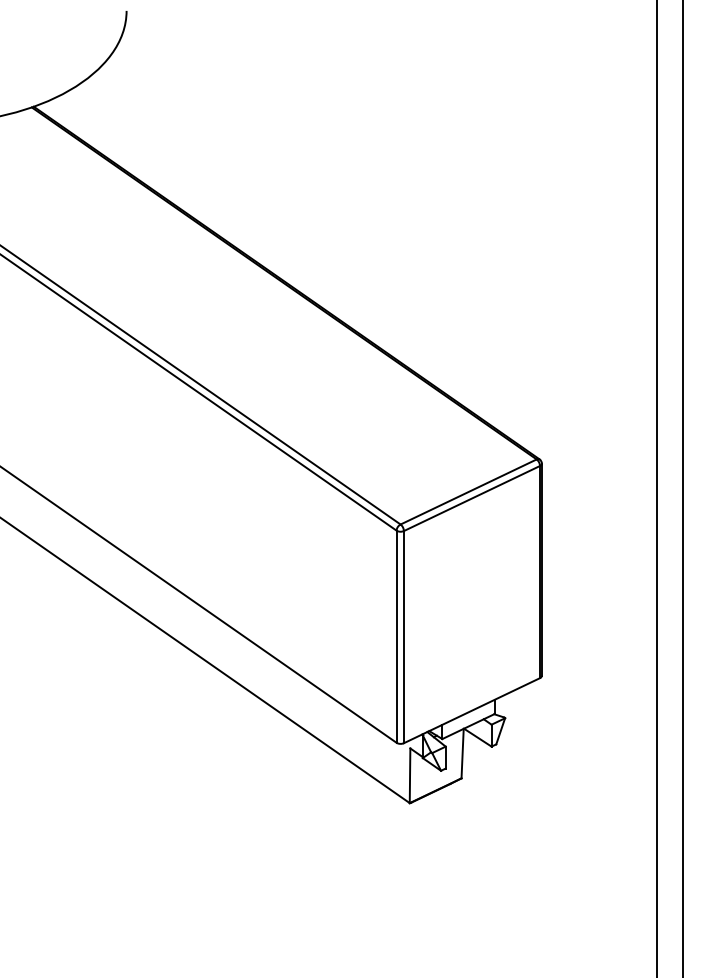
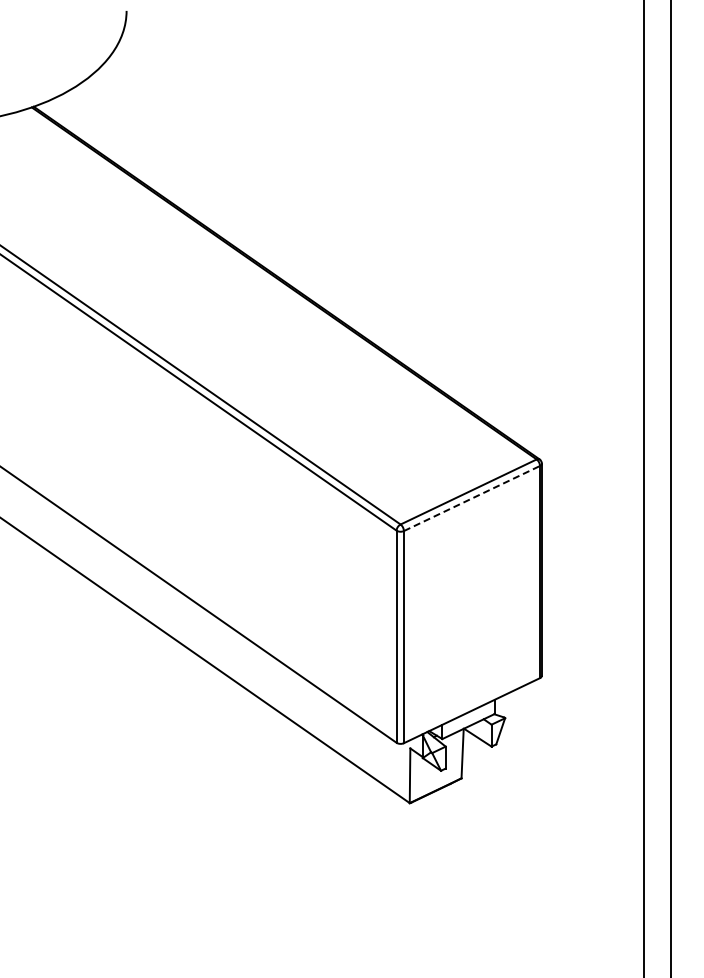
line position: (657, 488) -> (644, 488) (644, 488)
line position: (683, 488) -> (671, 488) (671, 488)
line: solid -> dashed (472, 498)
